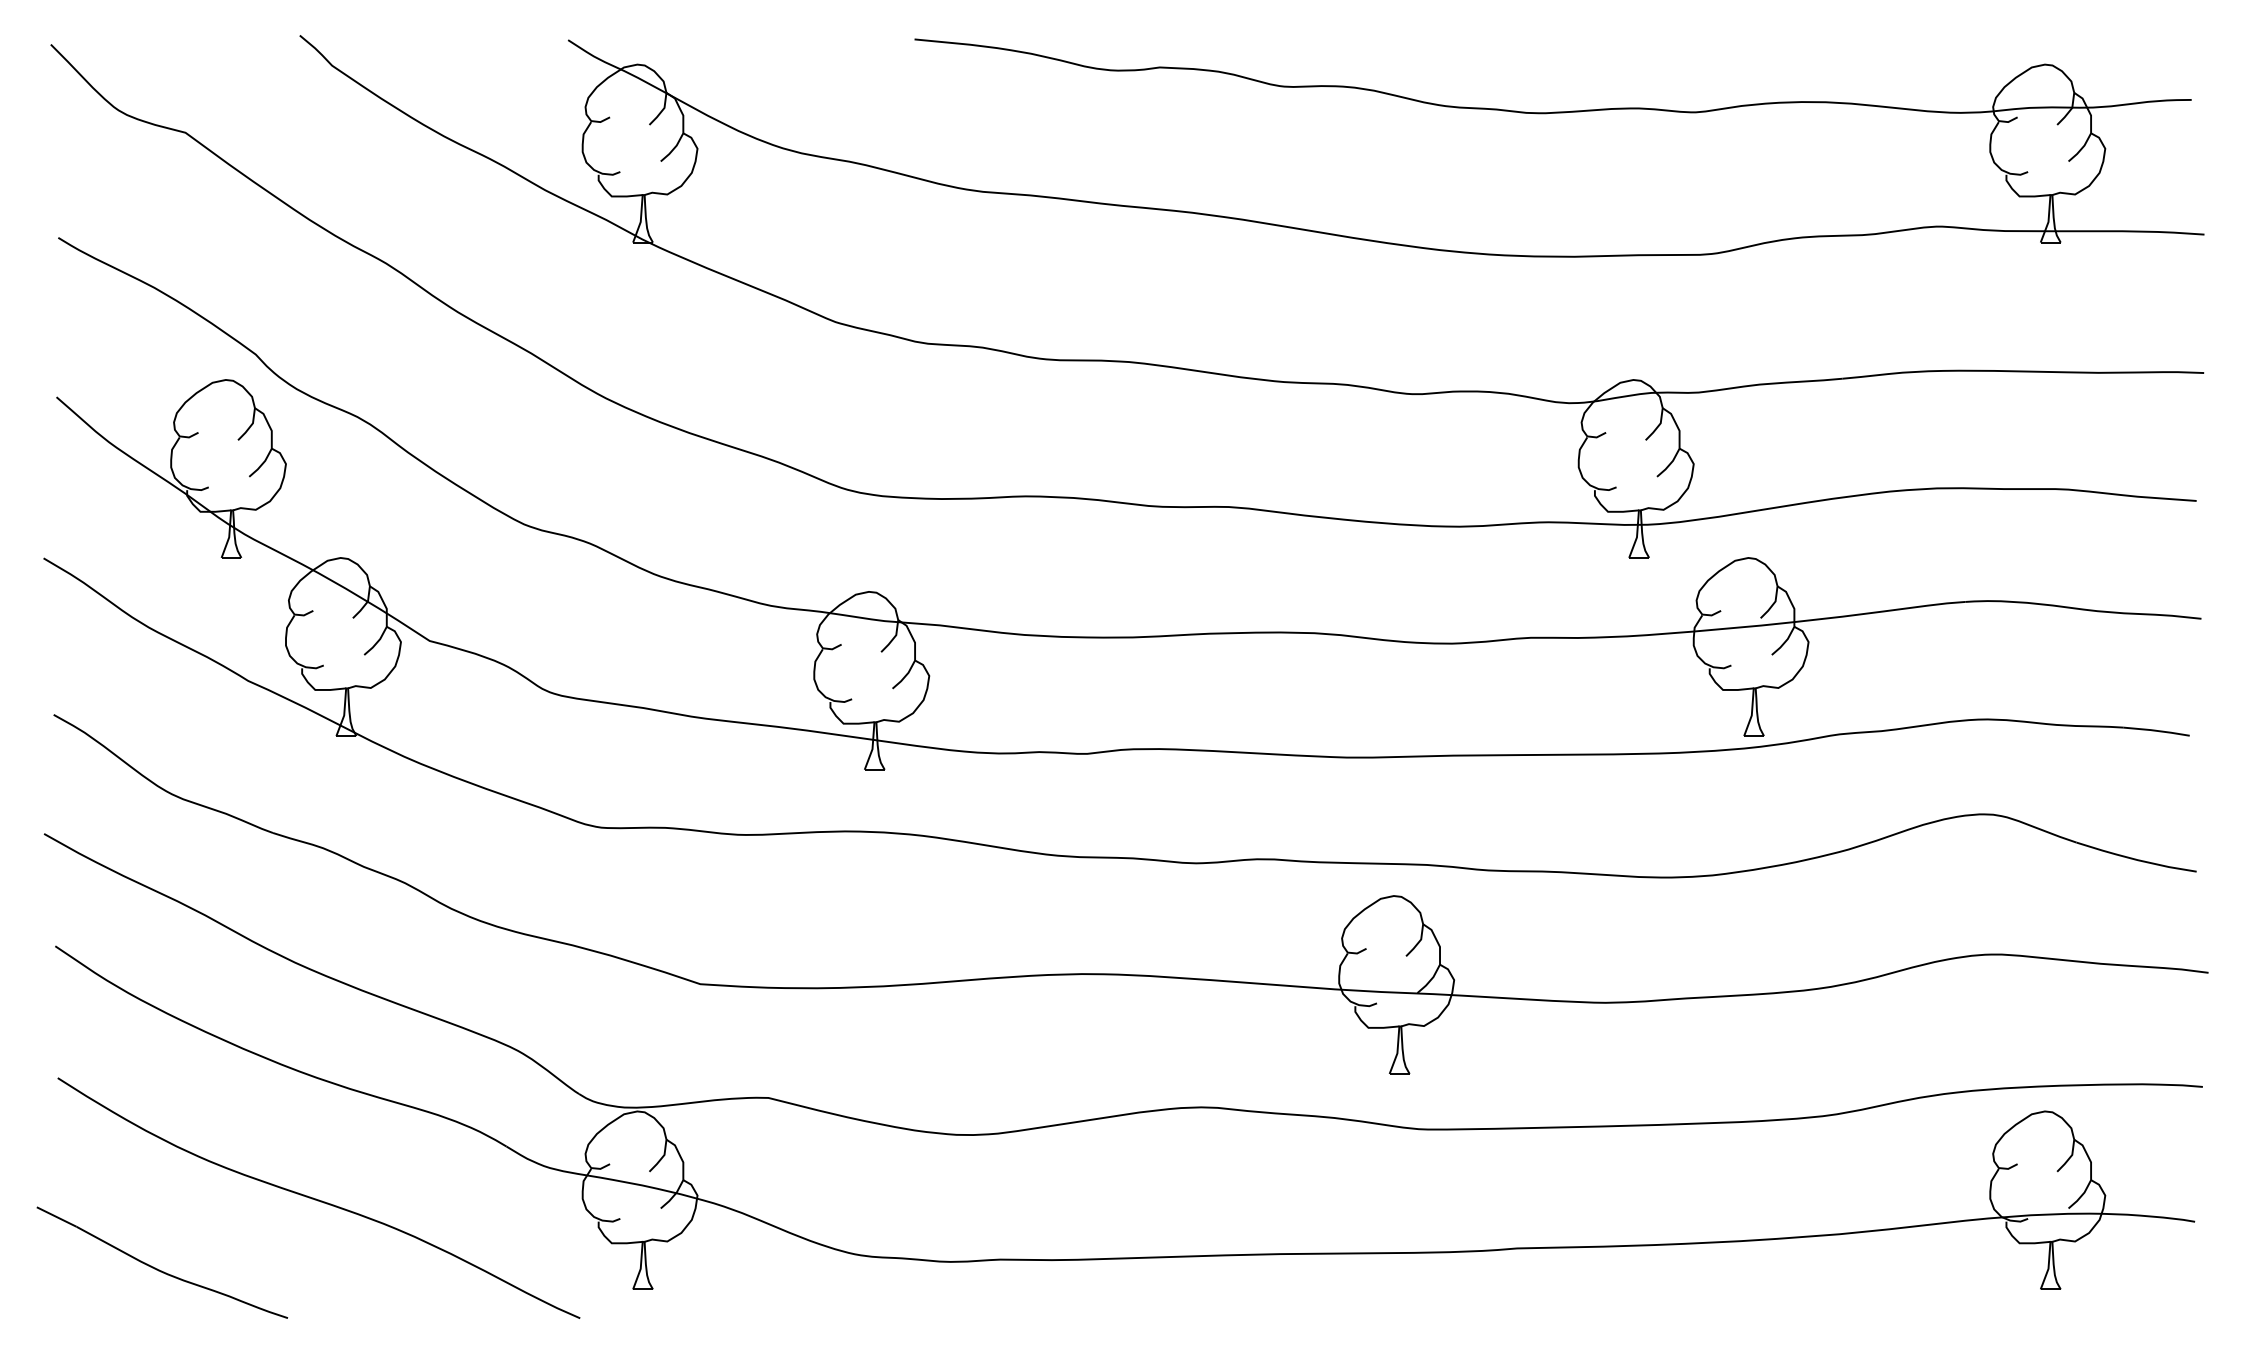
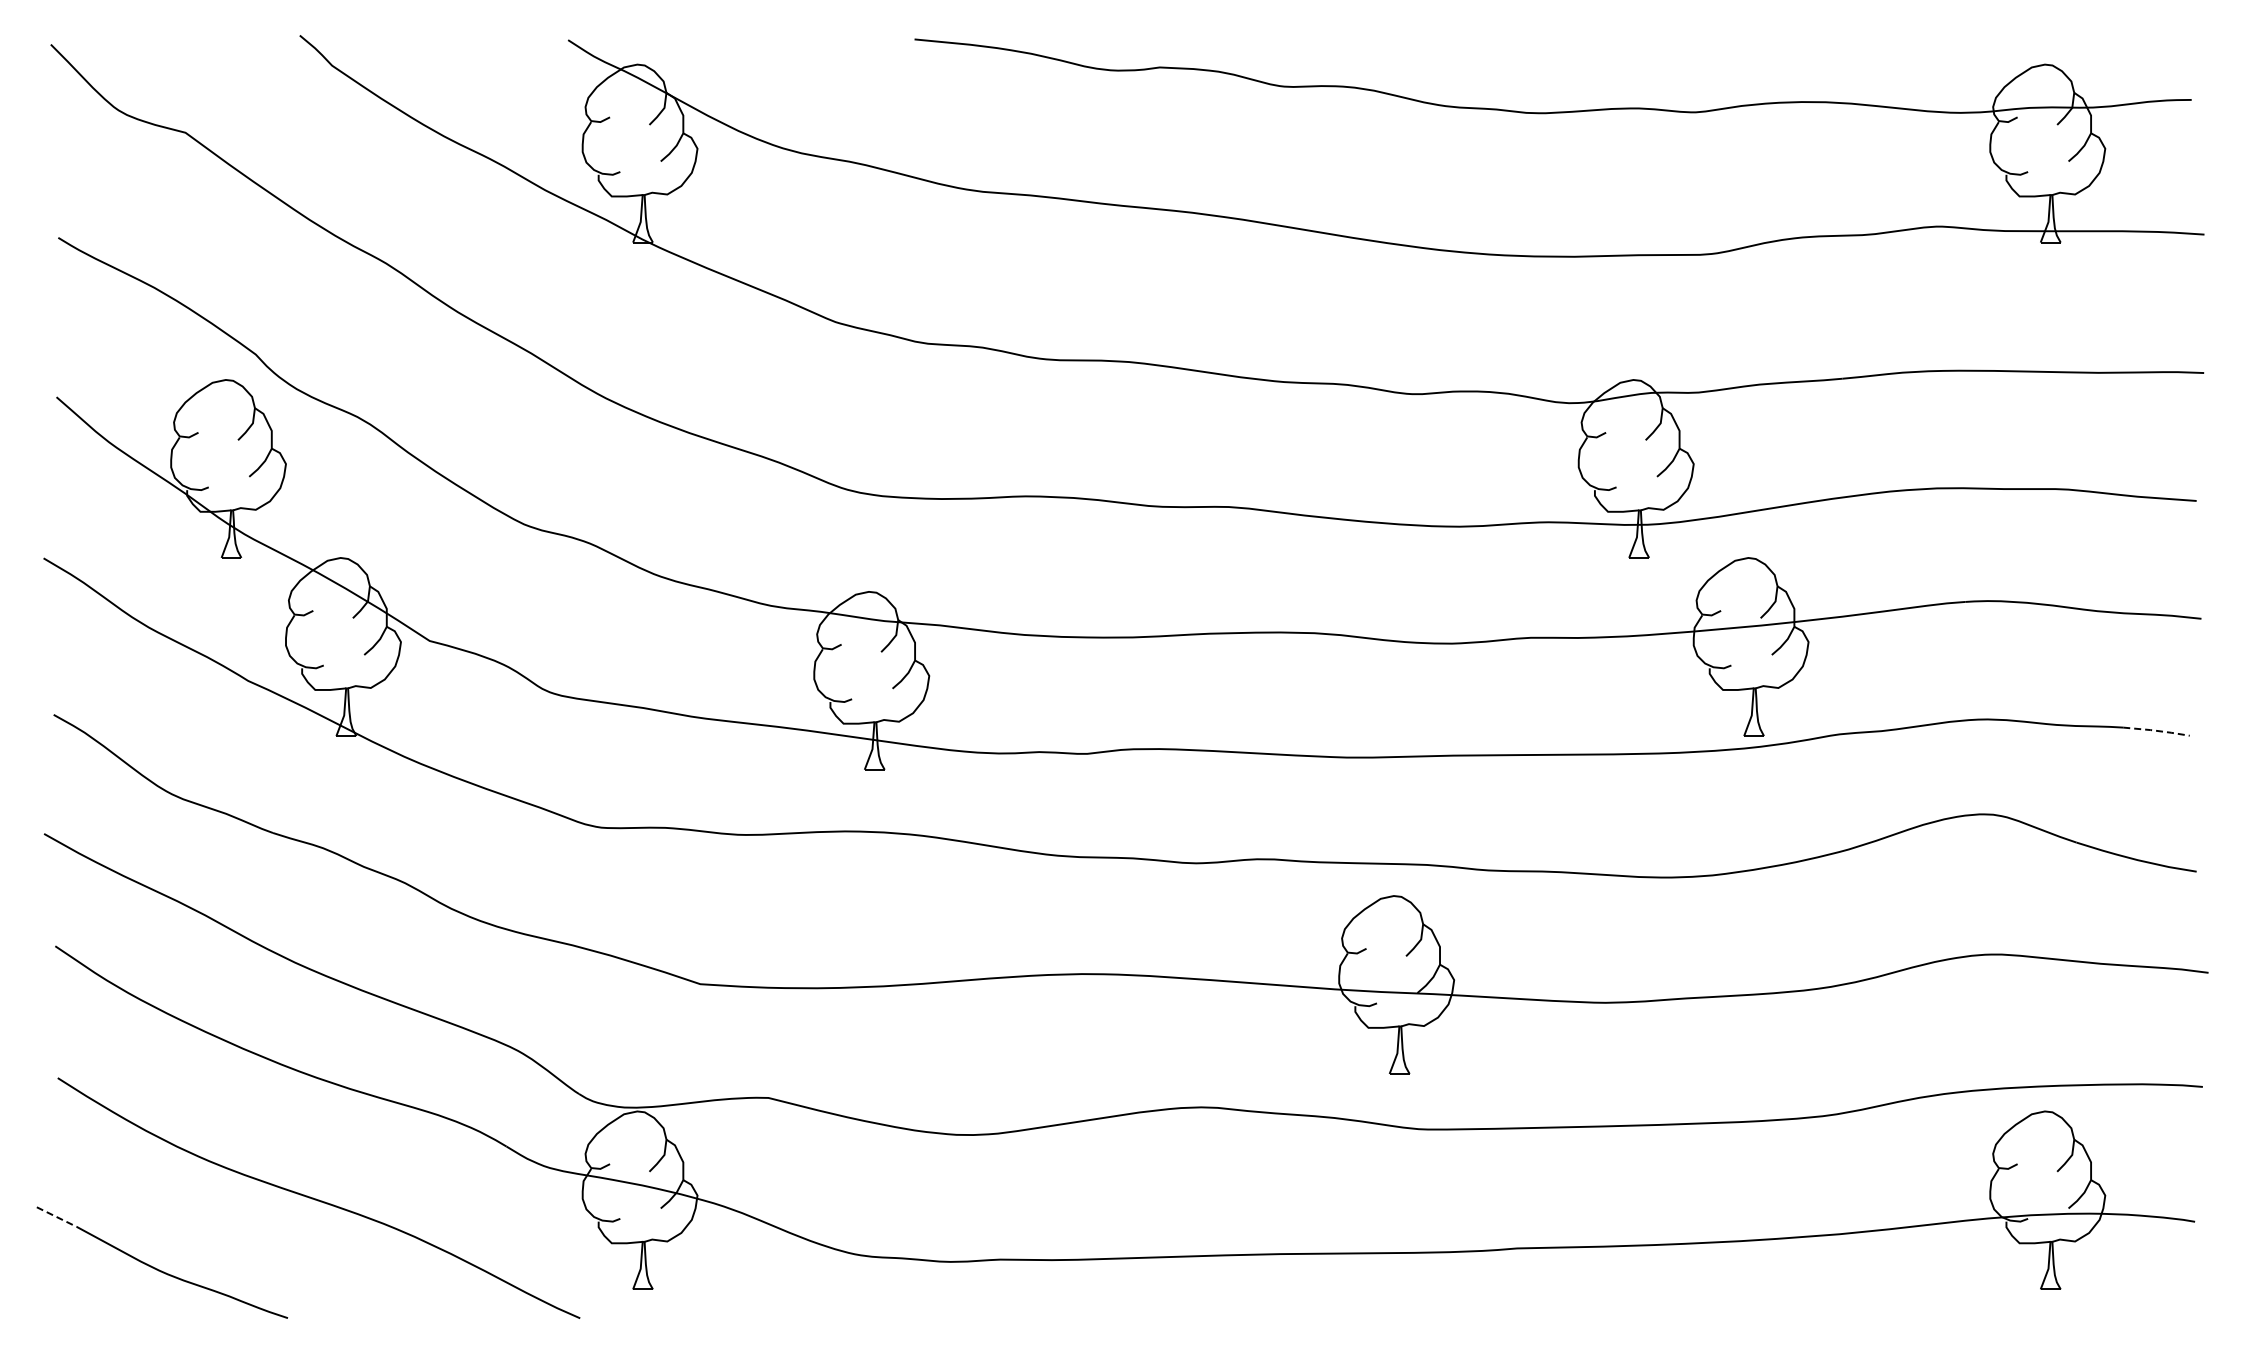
line: solid -> dashed (2156, 730)
line: solid -> dashed (57, 1217)
